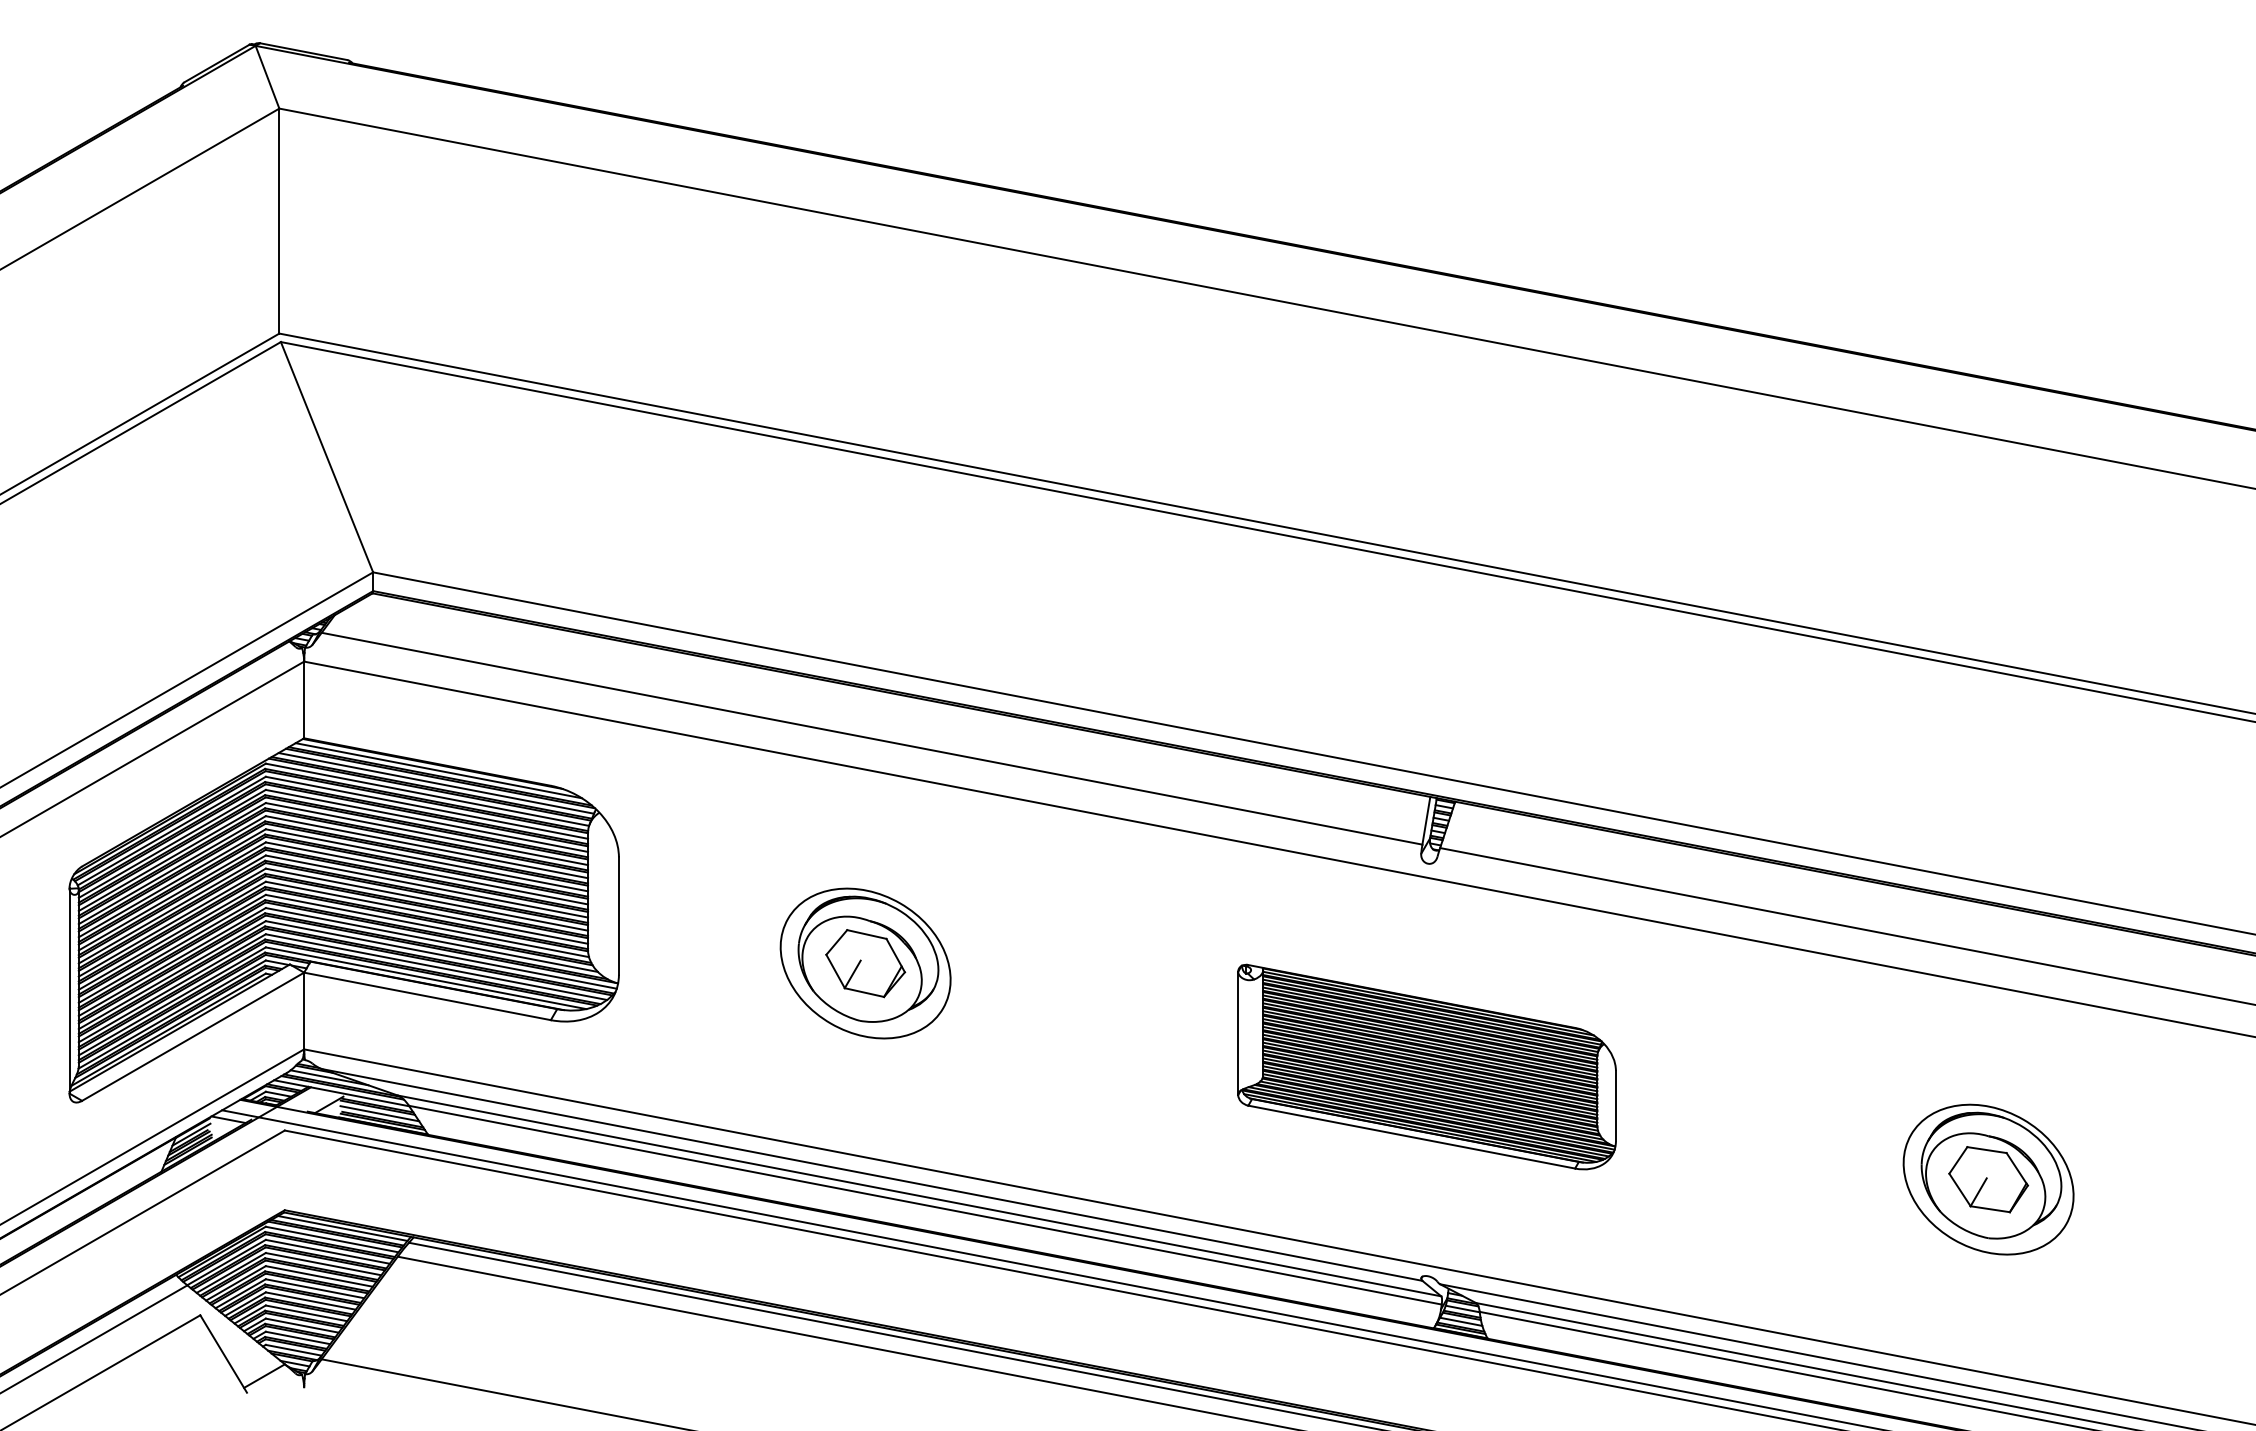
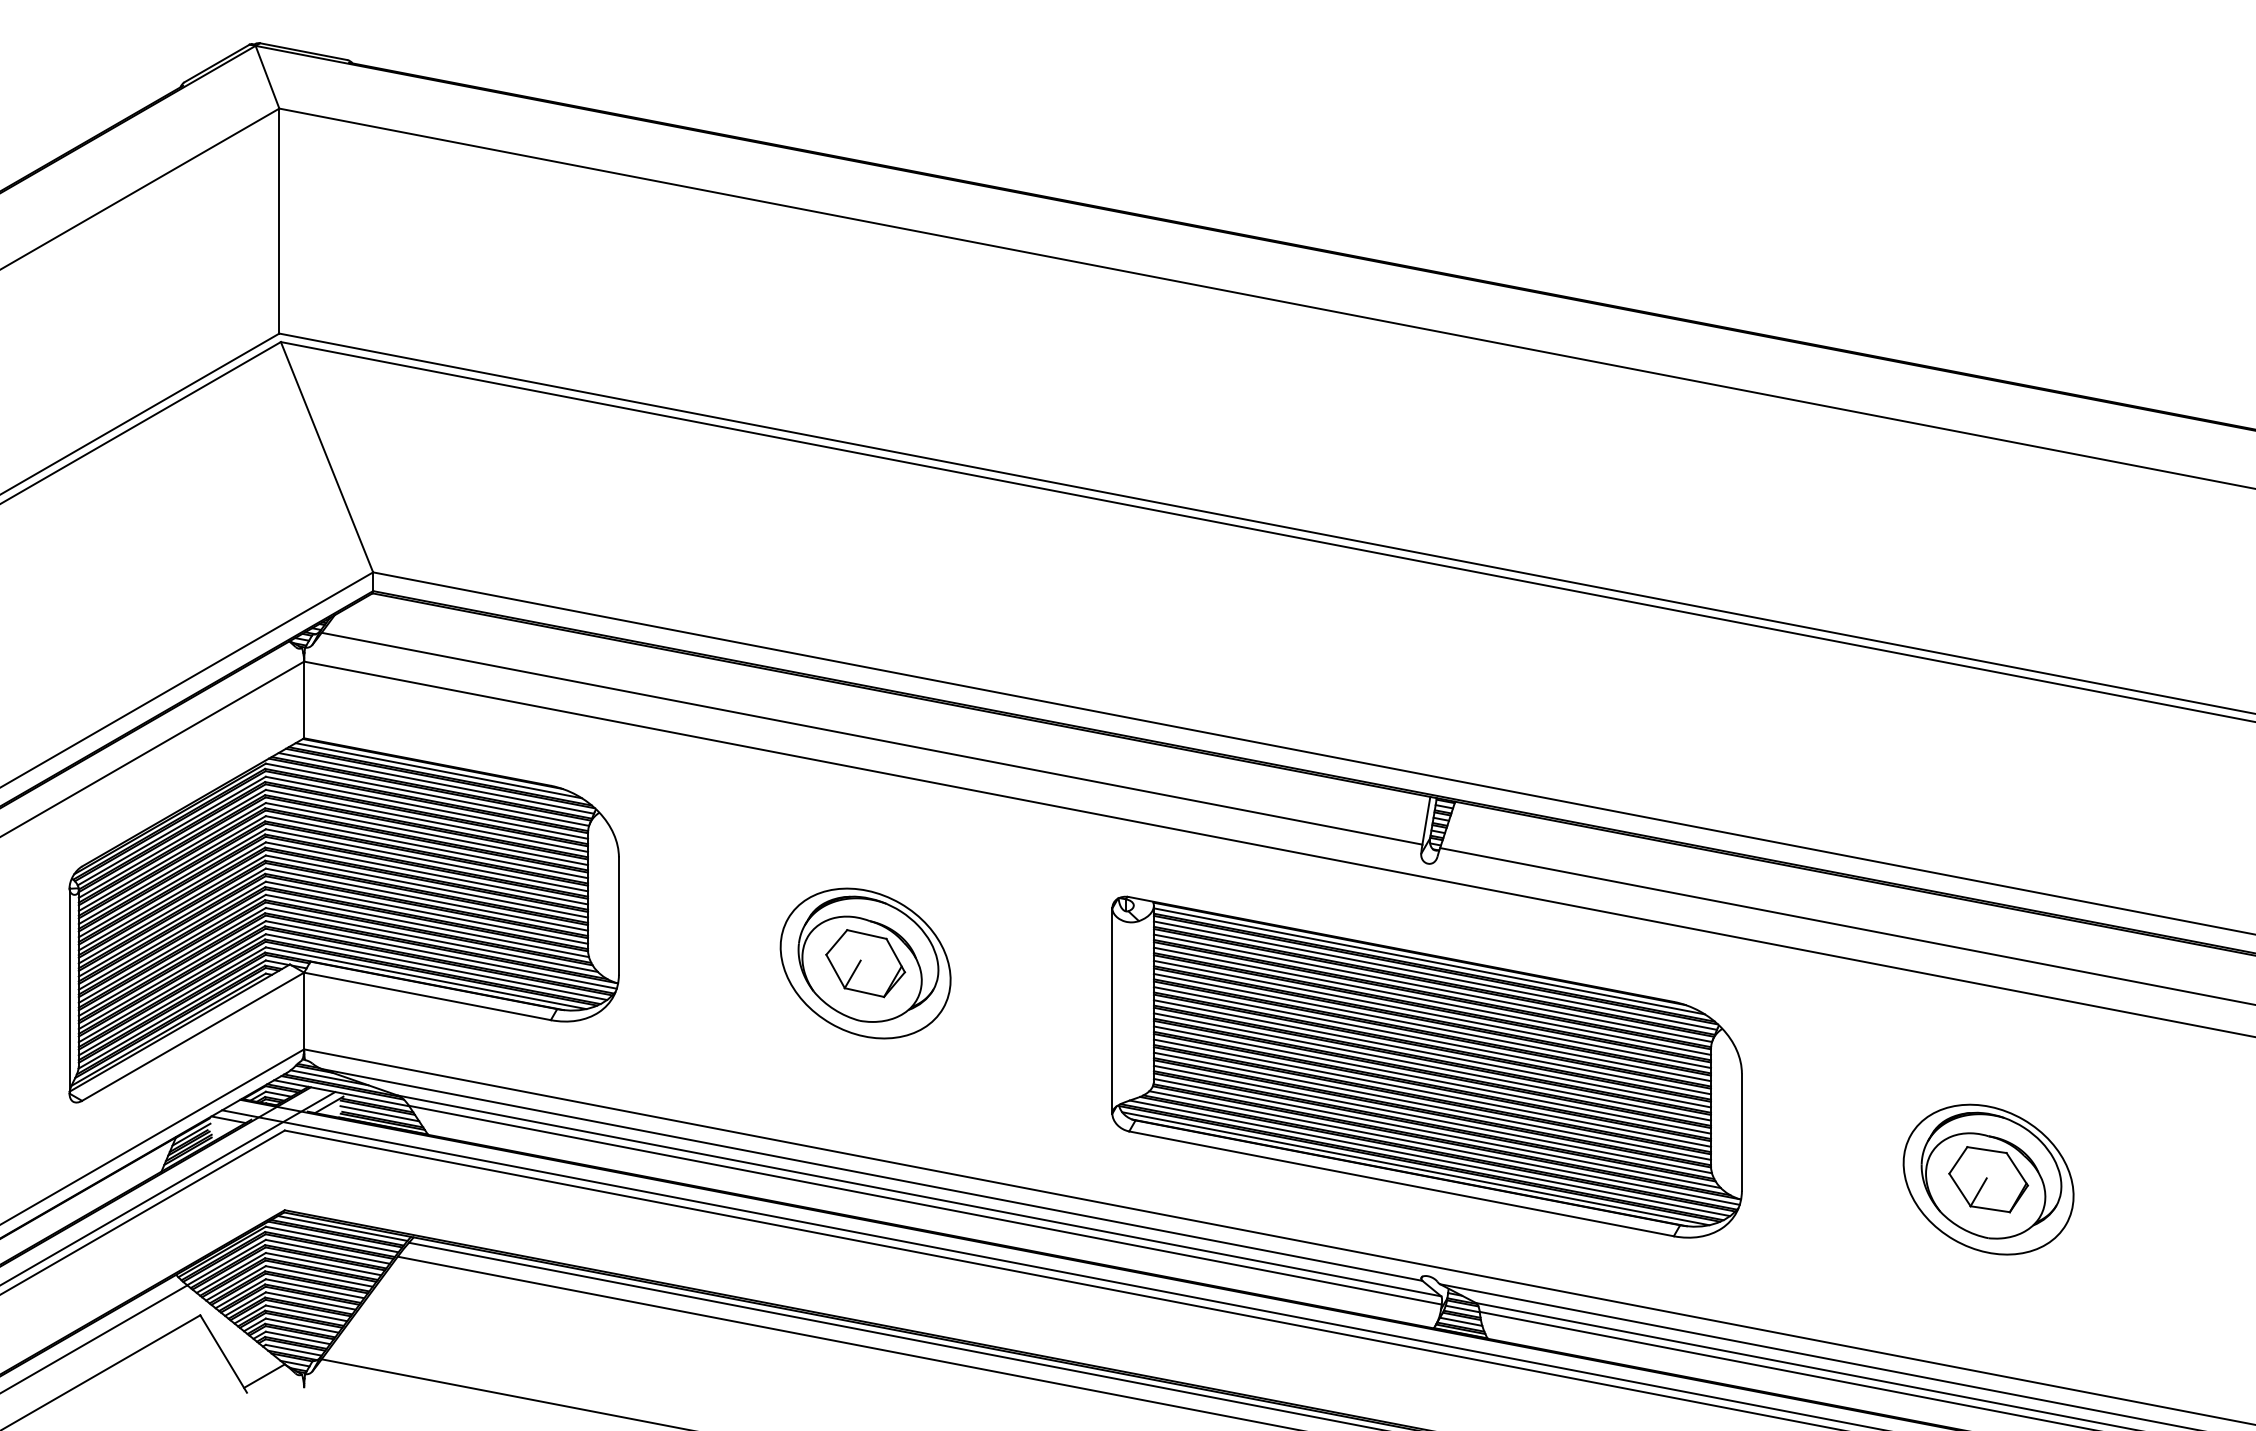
part size: 380x208 px -> 632x344 px (1426, 1066)
line: none -> present (168, 1188)
